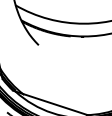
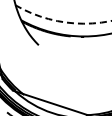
arc: solid -> dashed (61, 21)
